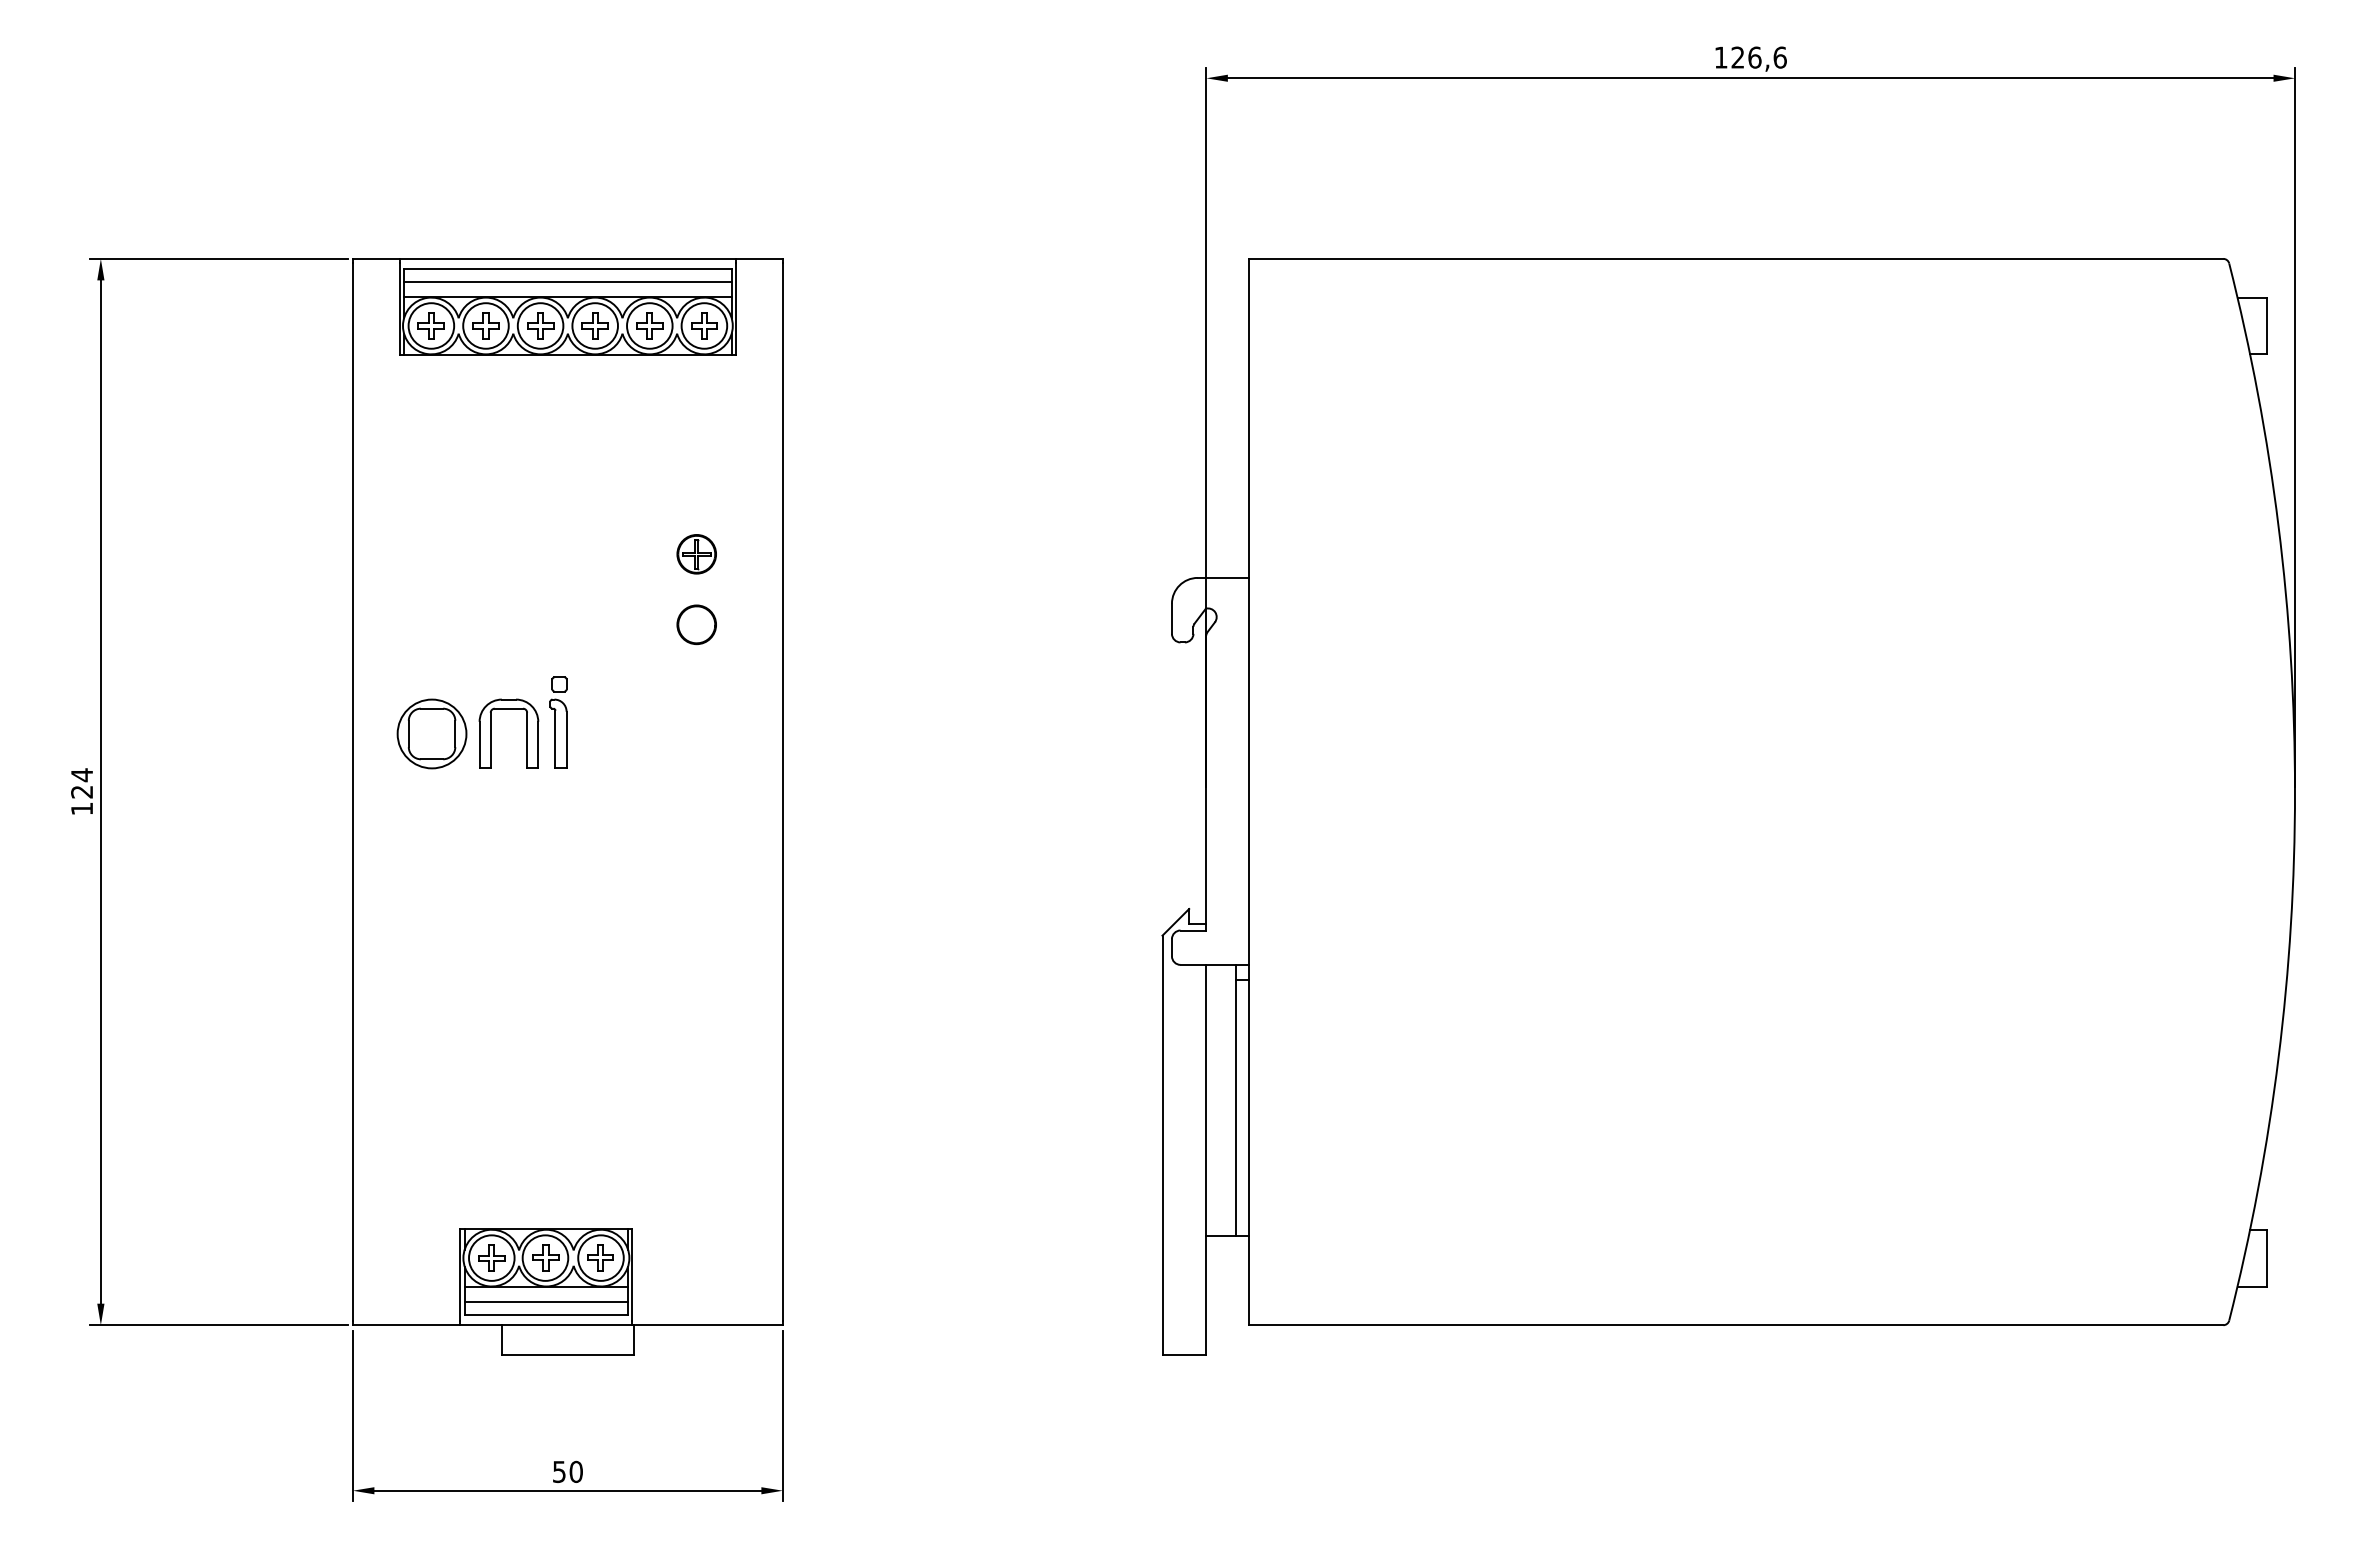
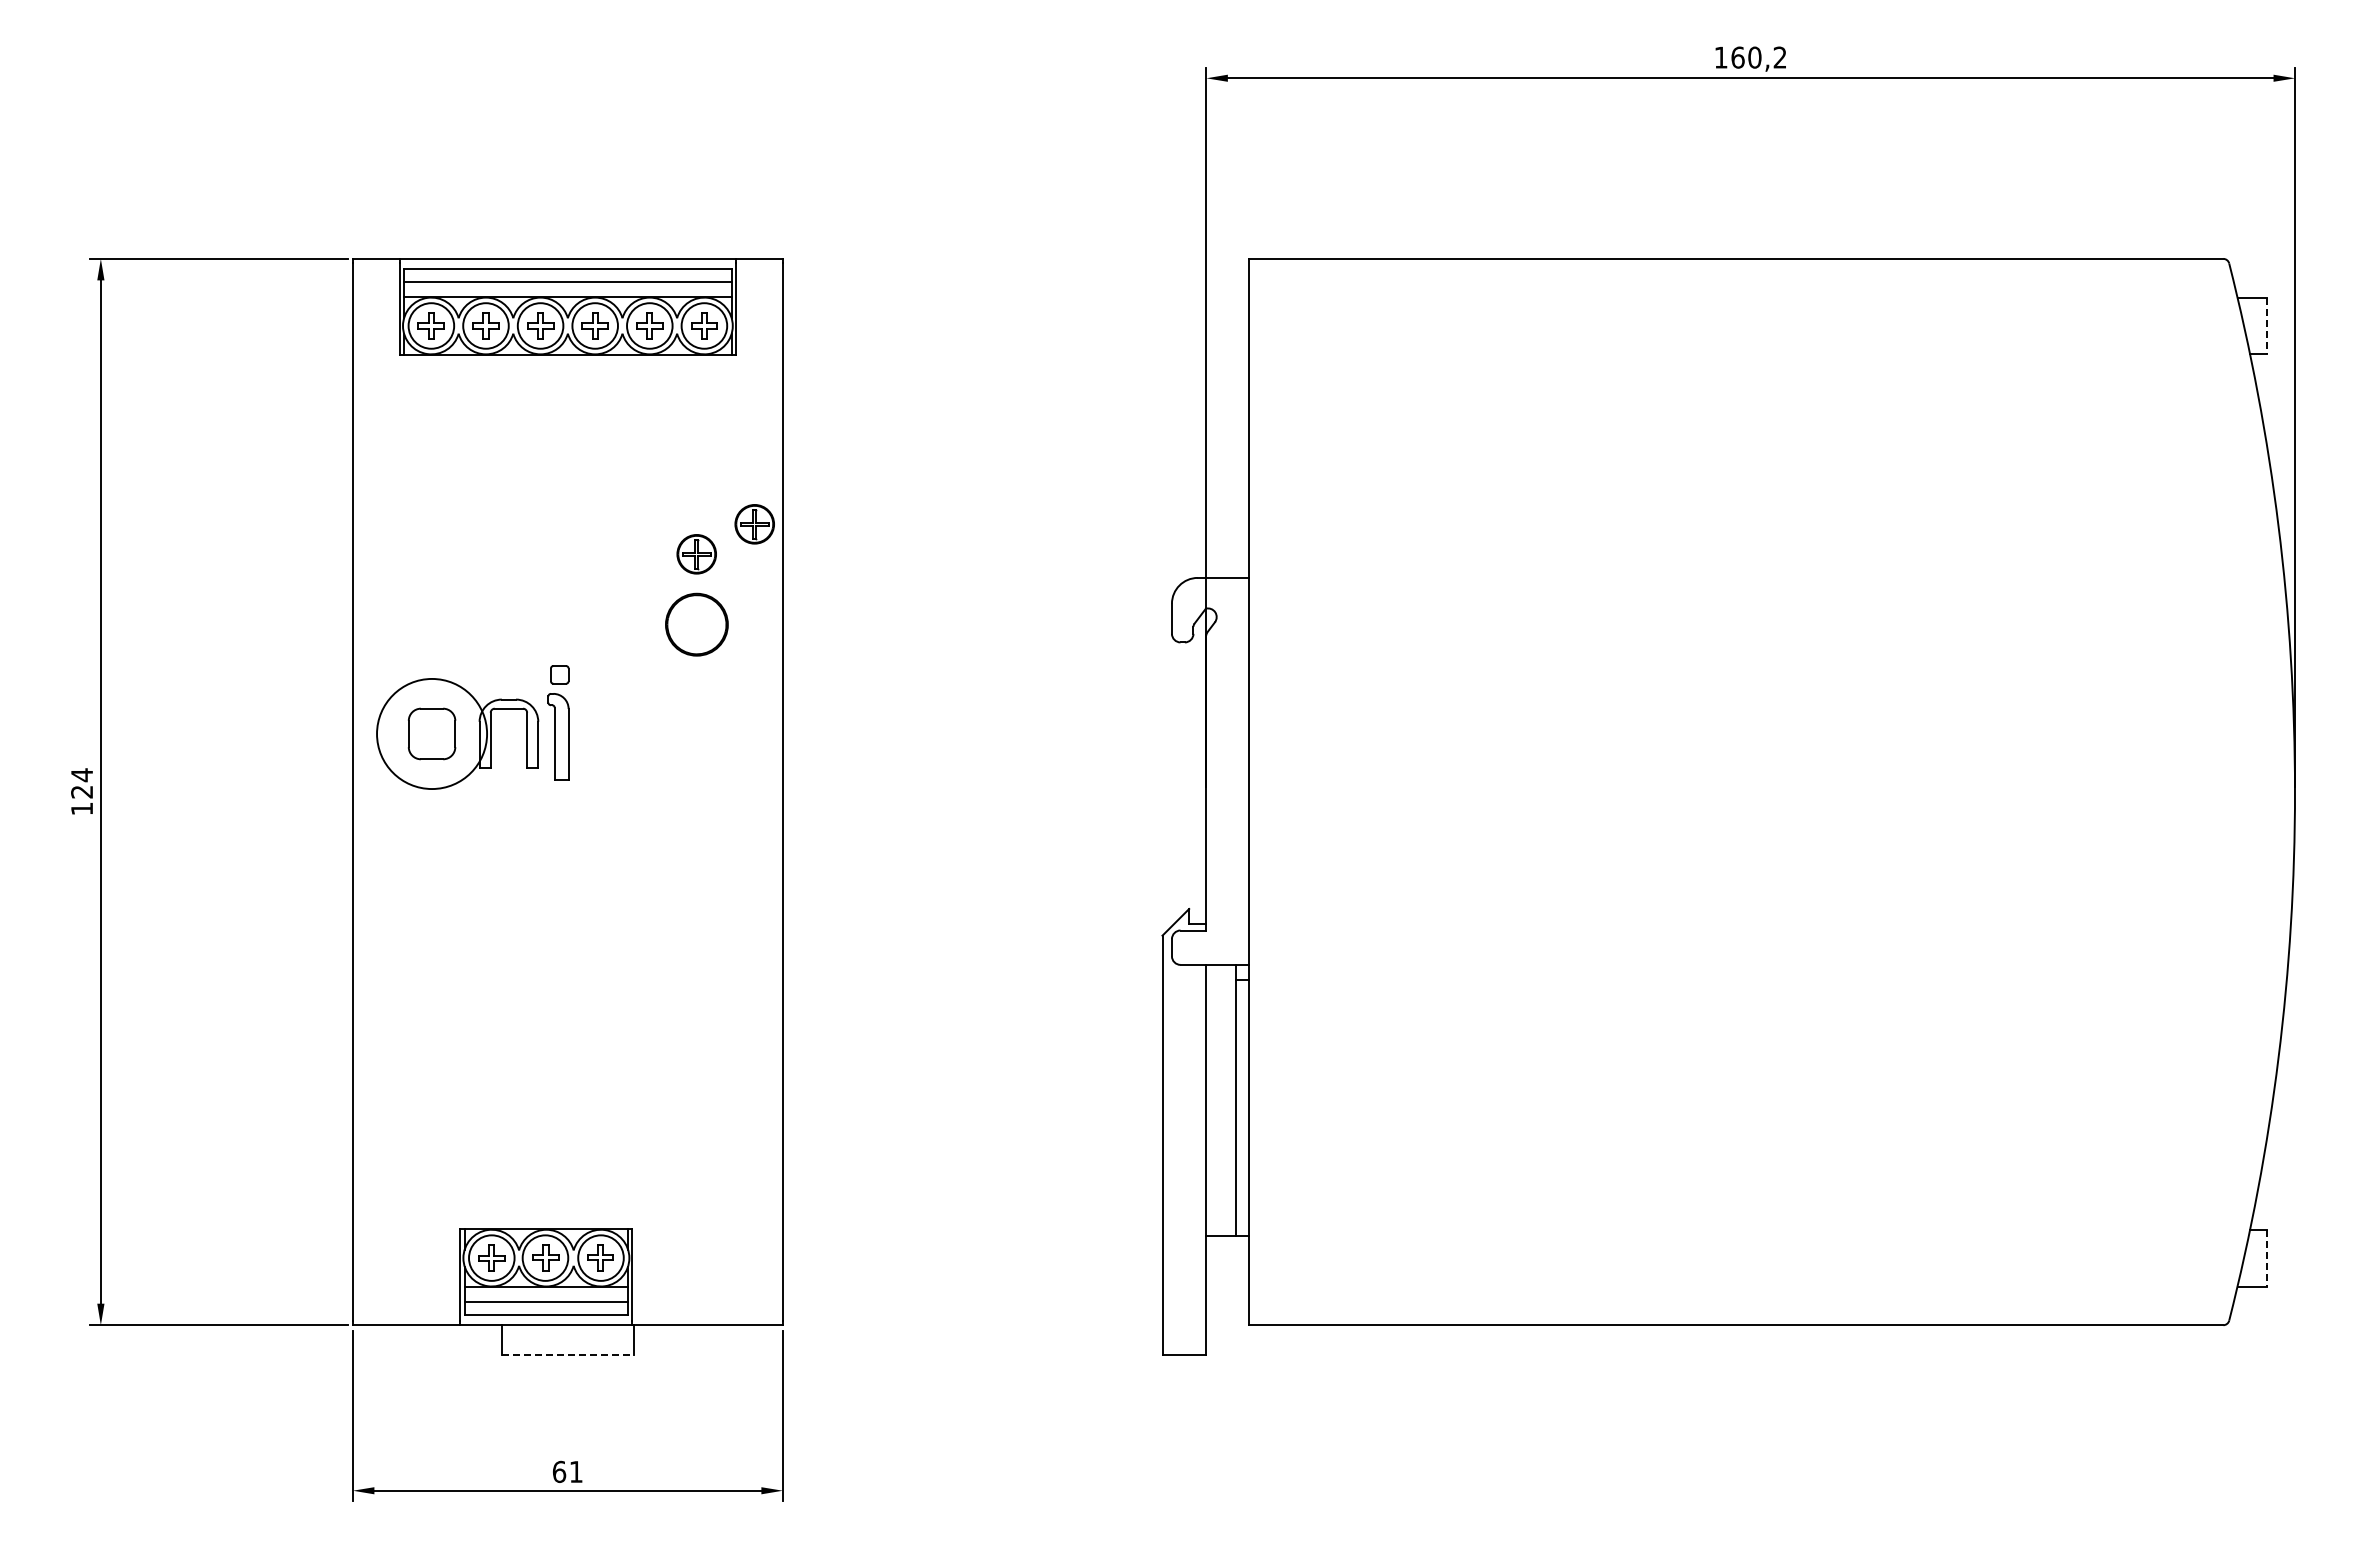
text: 126,6 -> 160,2 (1758, 57)
line: solid -> dashed (2267, 326)
part: none -> present (754, 524)
part size: 41x42 px -> 64x65 px (696, 624)
part size: 19x93 px -> 23x116 px (558, 722)
circle diameter: 69 px -> 110 px (432, 733)
line: solid -> dashed (2267, 1258)
line: solid -> dashed (568, 1355)
text: 50 -> 61 (567, 1471)
